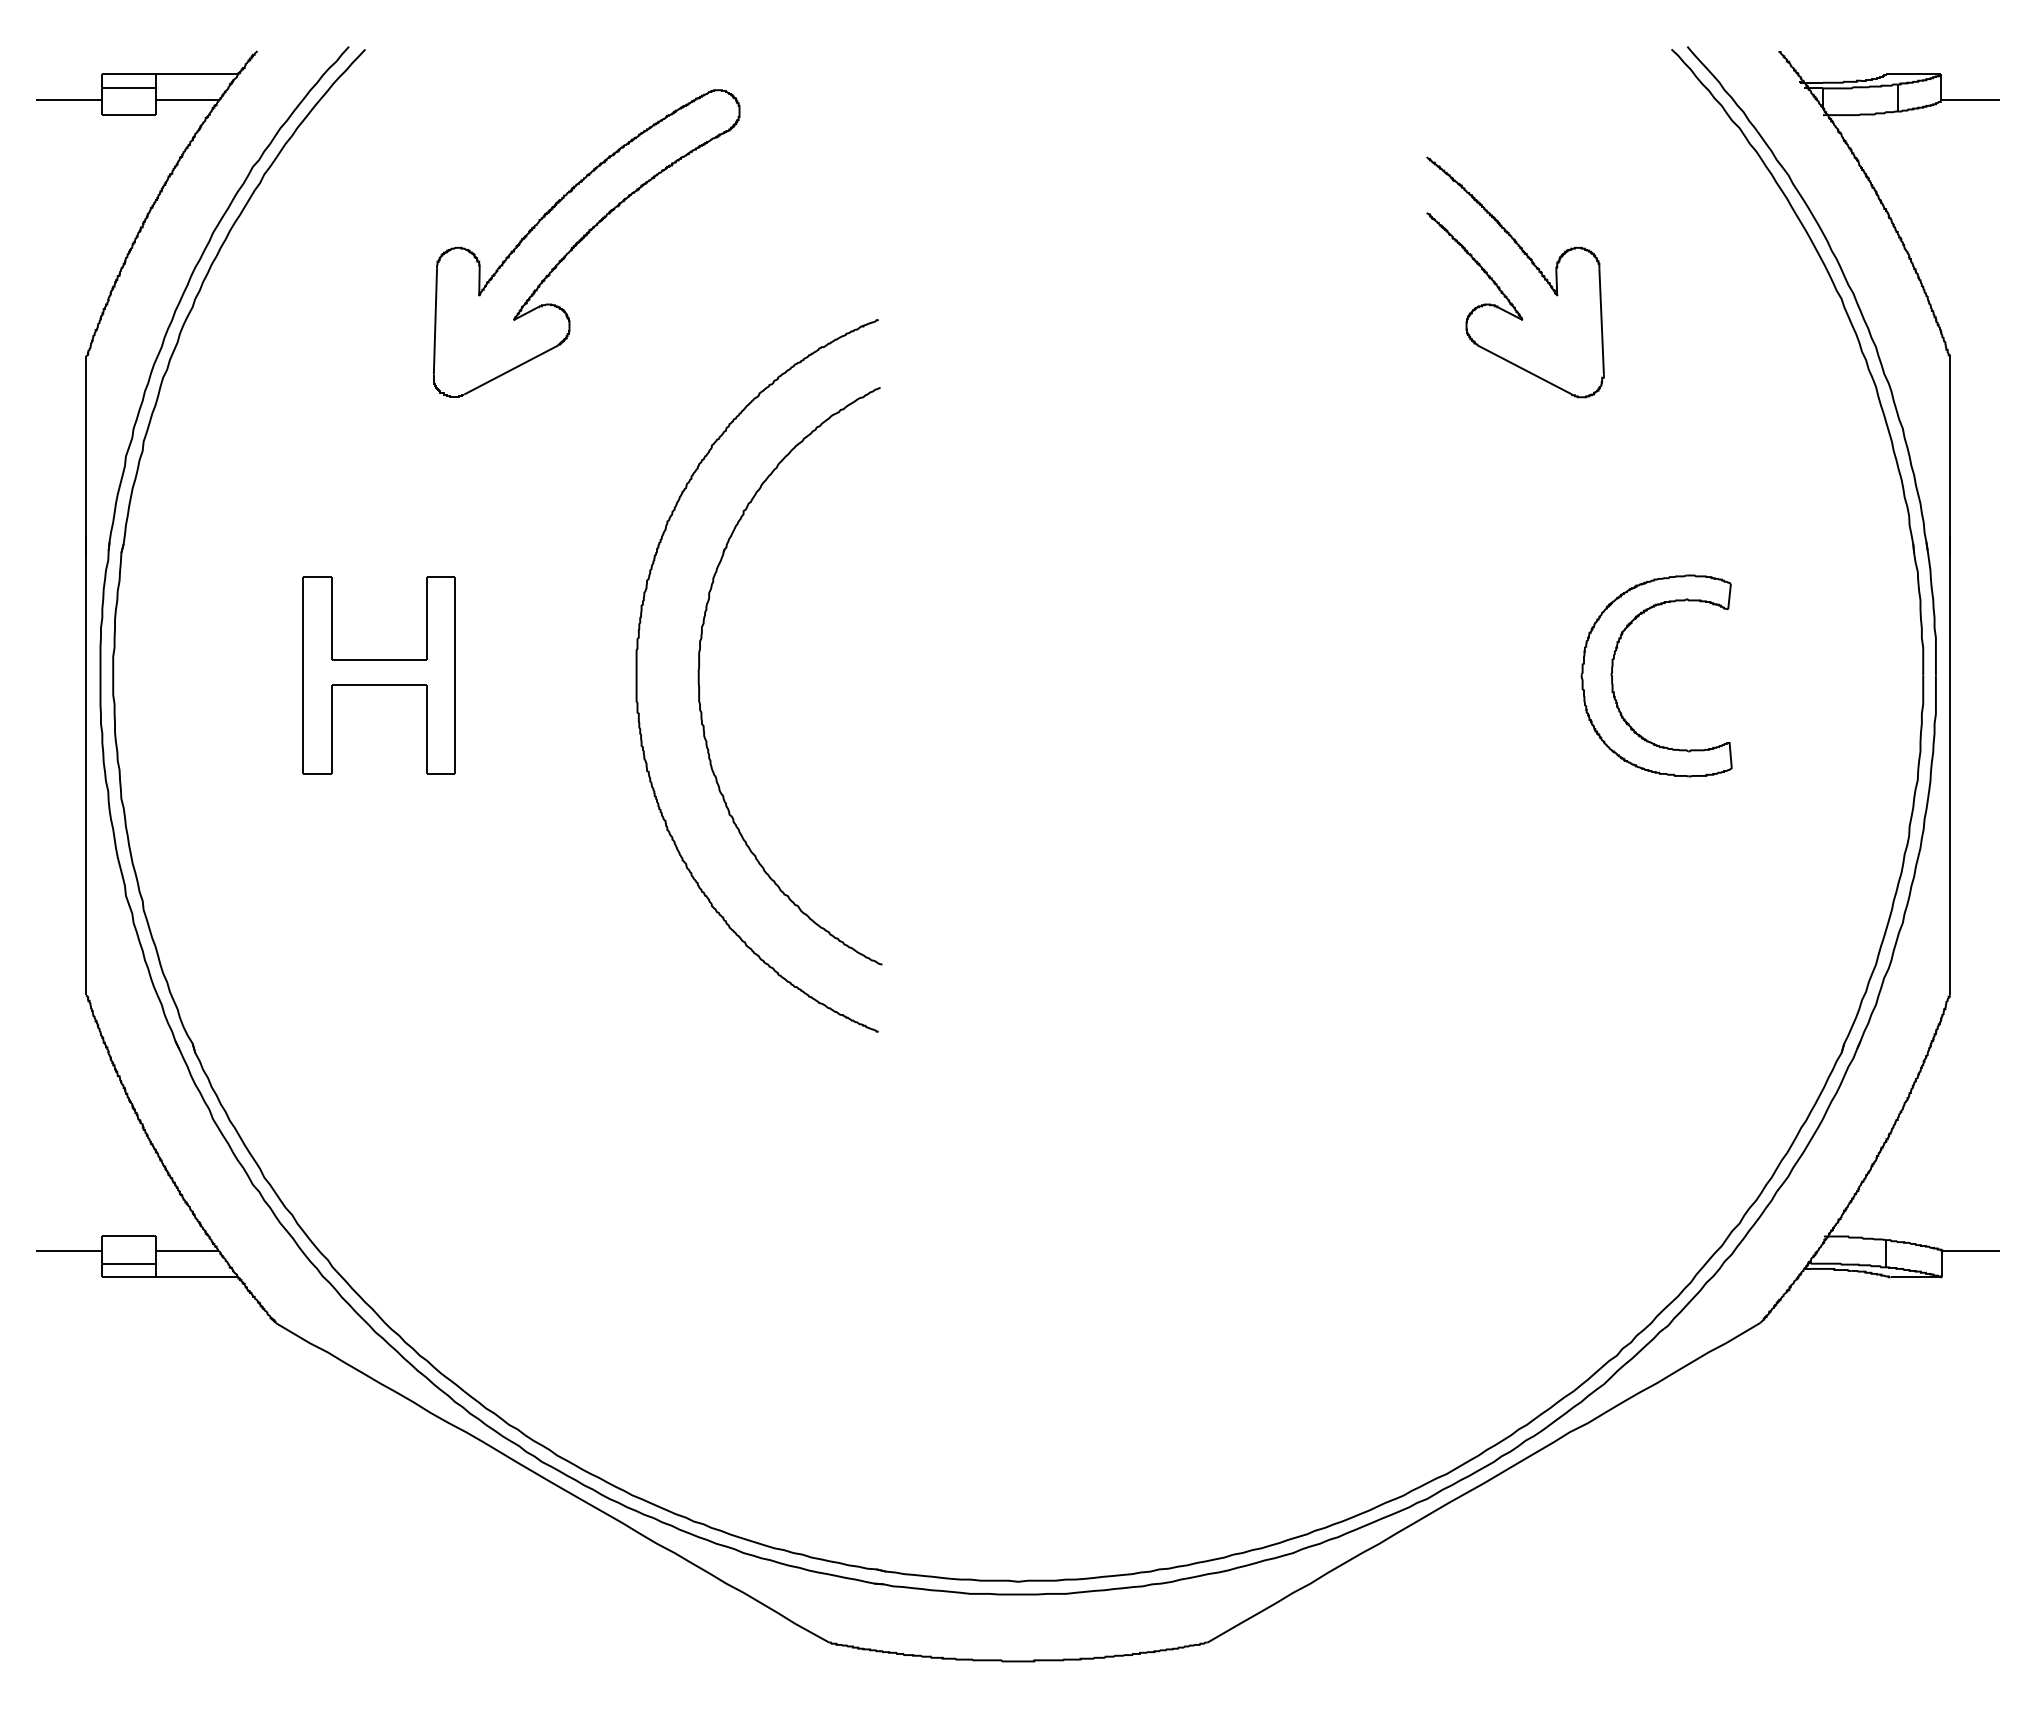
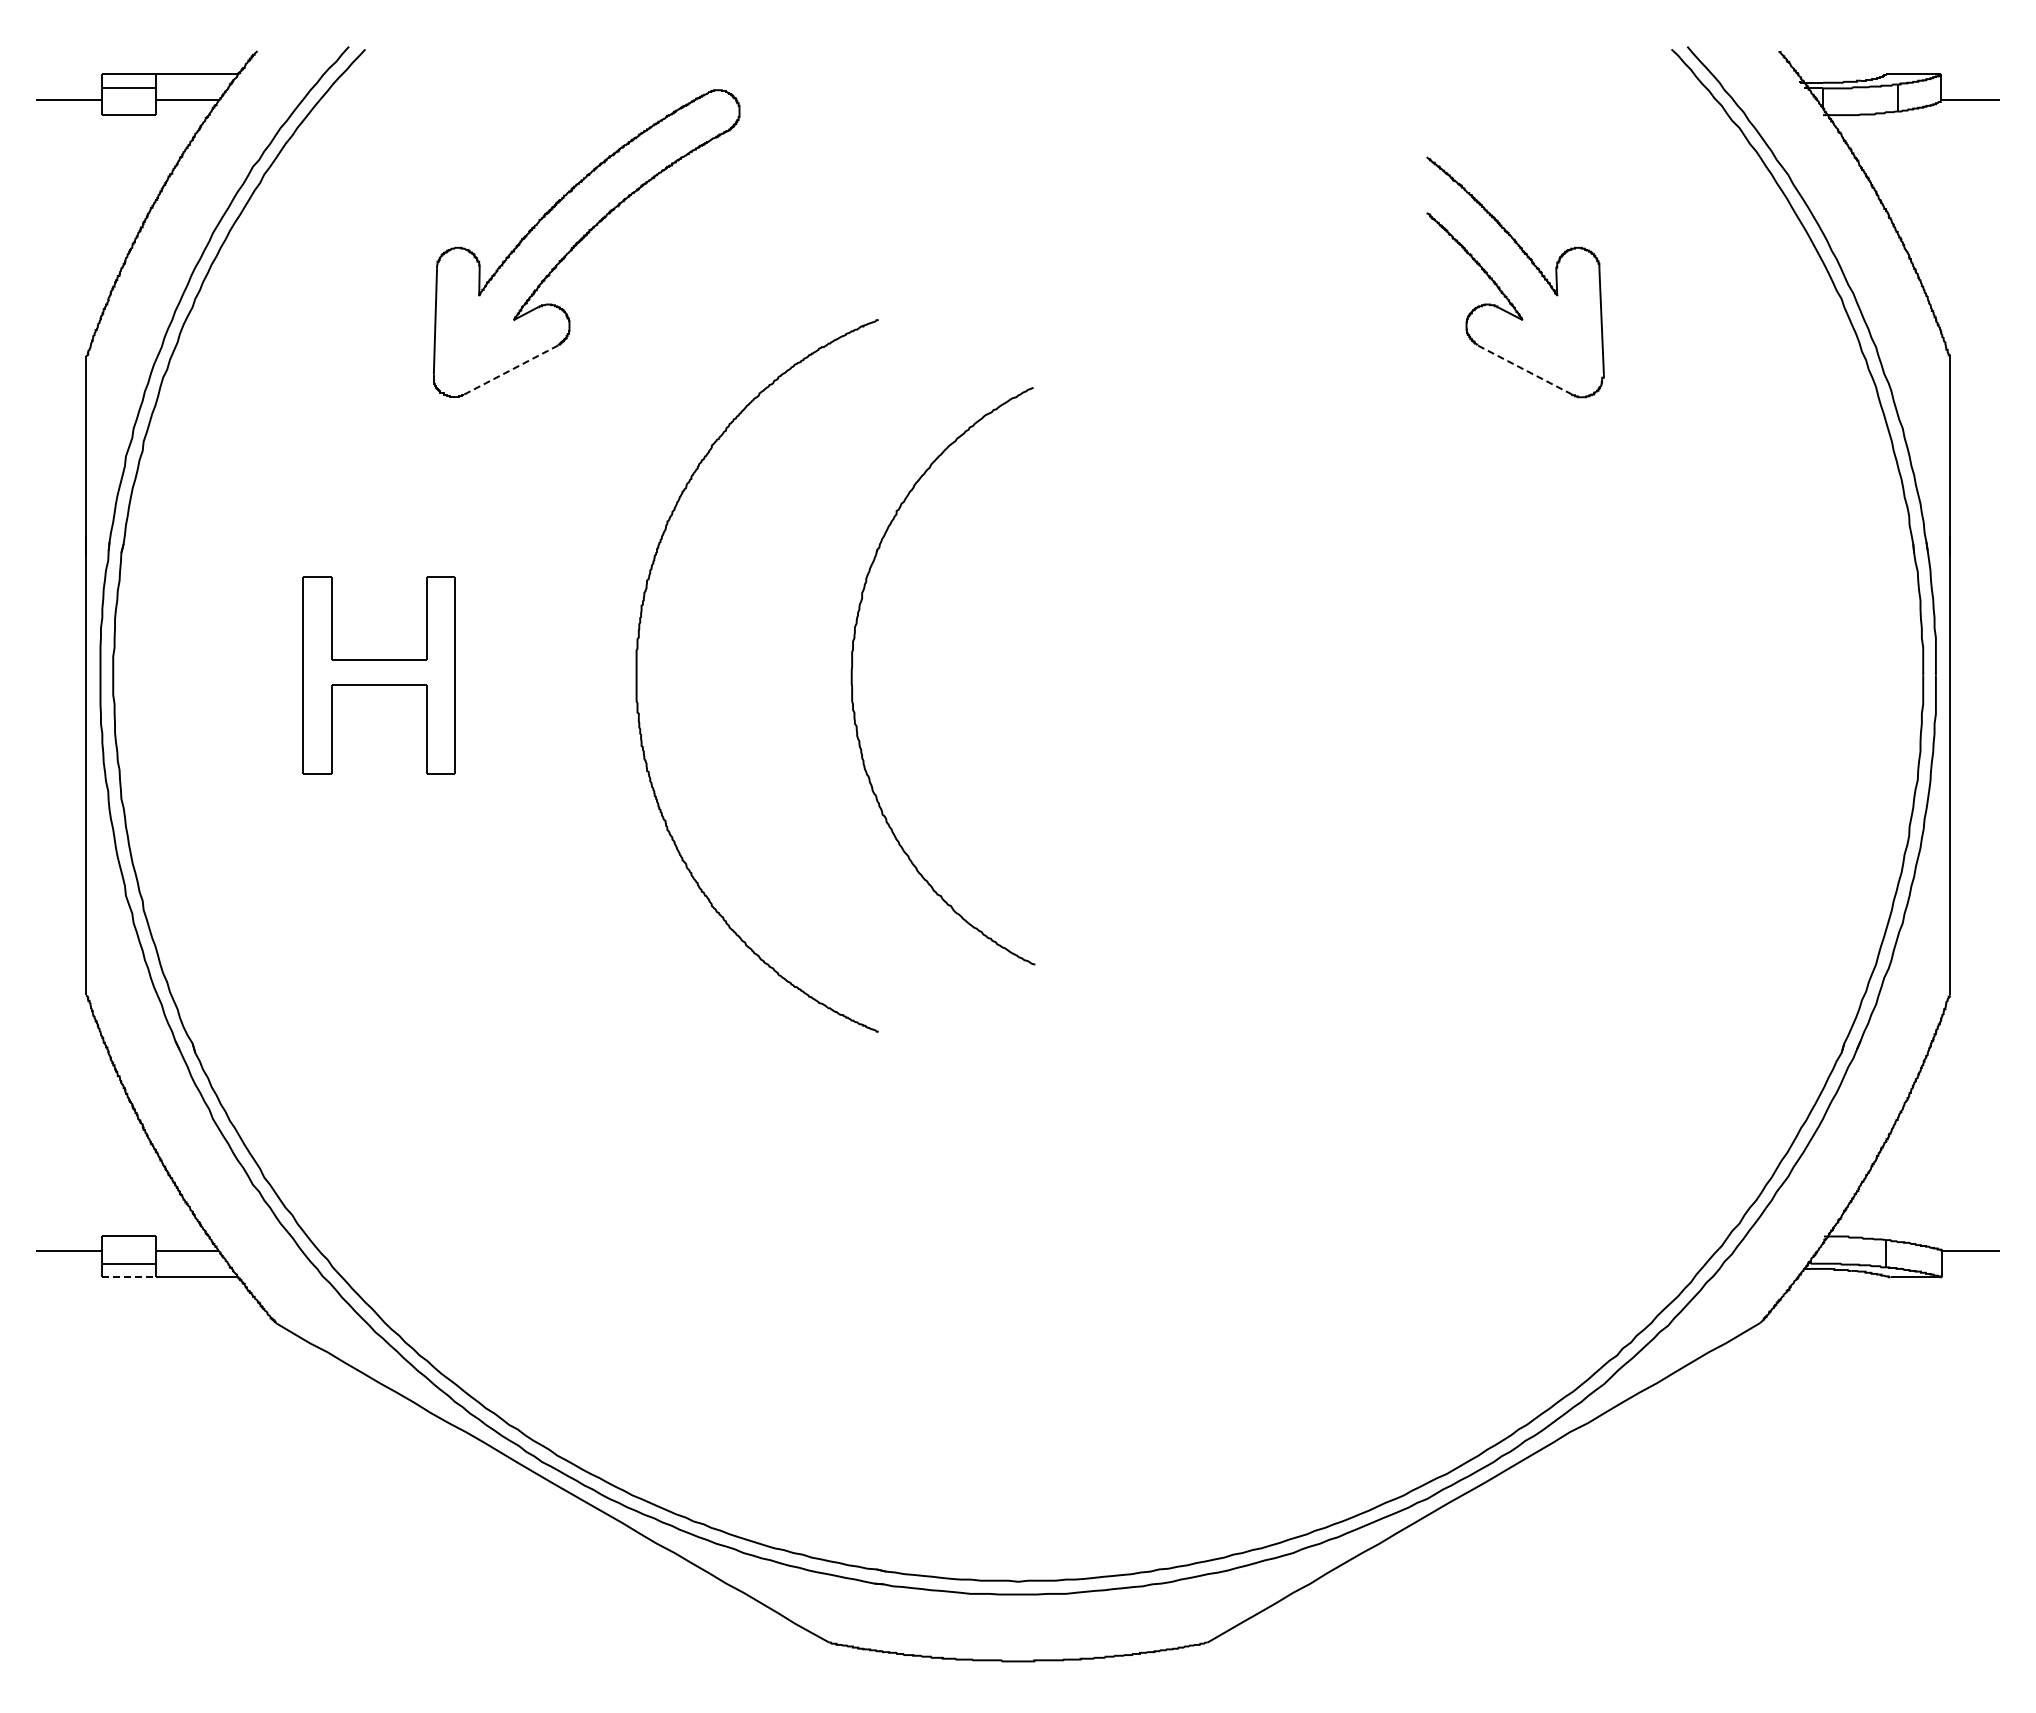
line: solid -> dashed (511, 369)
line: solid -> dashed (1524, 369)
part: present -> none (1613, 667)
part position: (699, 676) -> (852, 676) (852, 676)
line: solid -> dashed (129, 1277)
